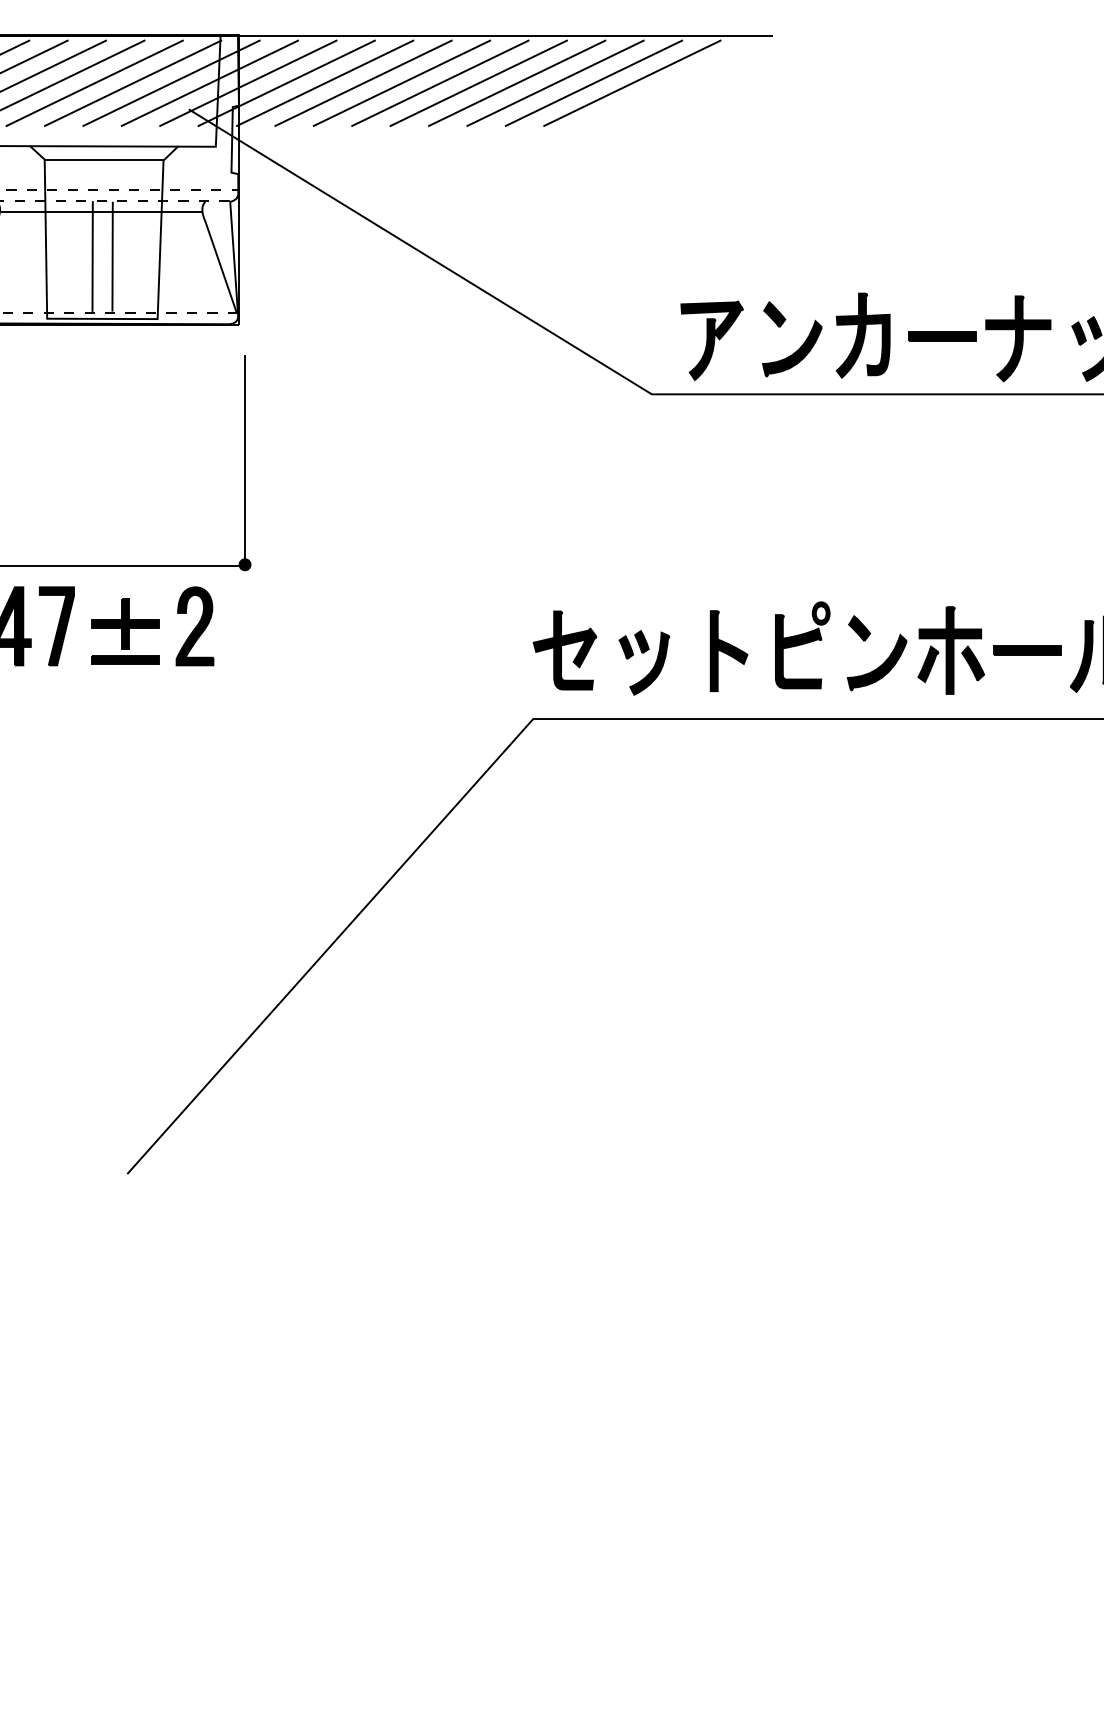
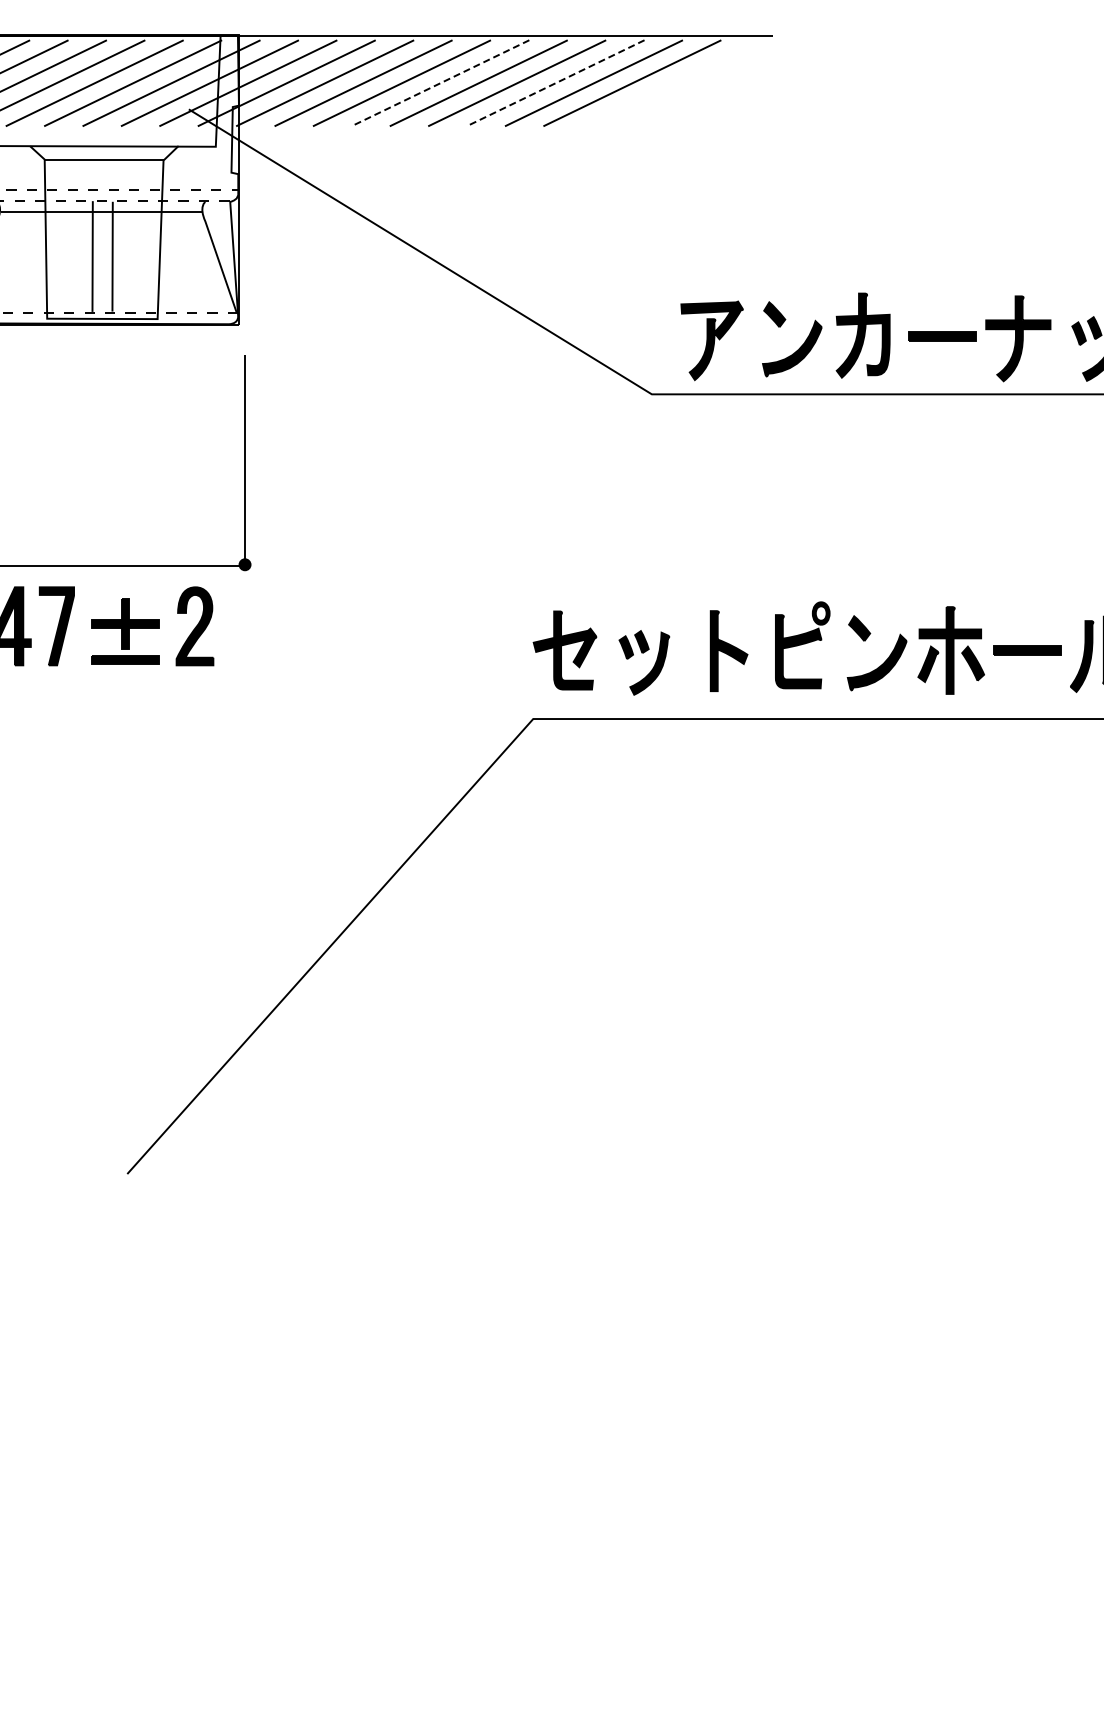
line: solid -> dashed (440, 83)
line: solid -> dashed (555, 83)
